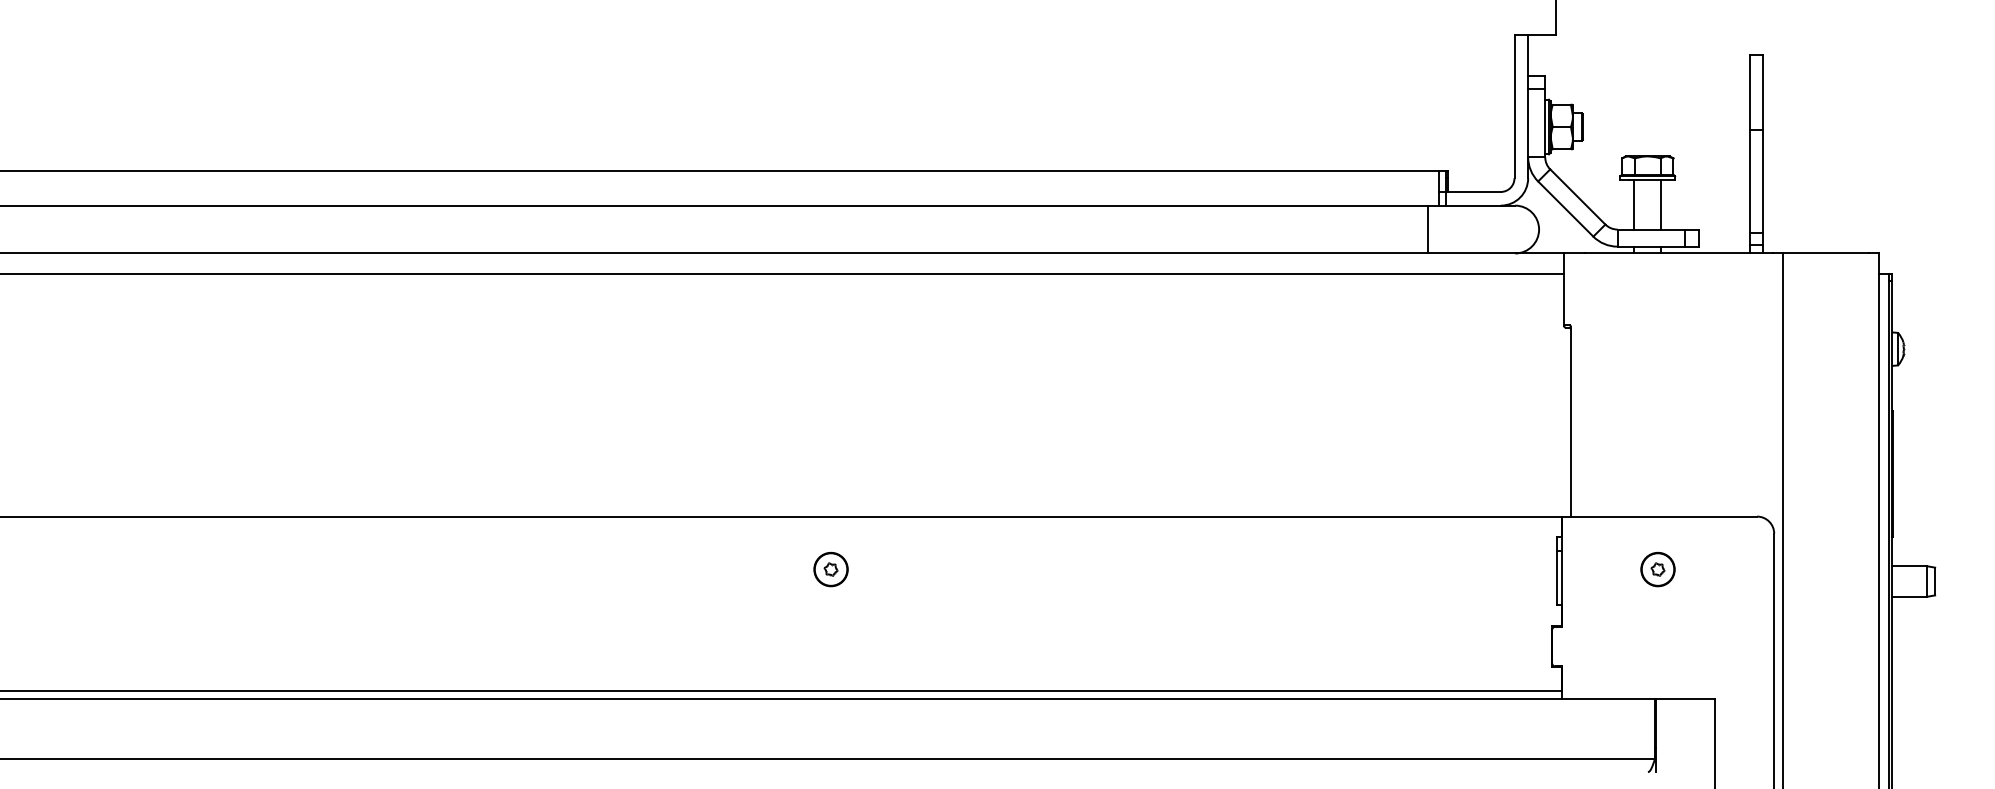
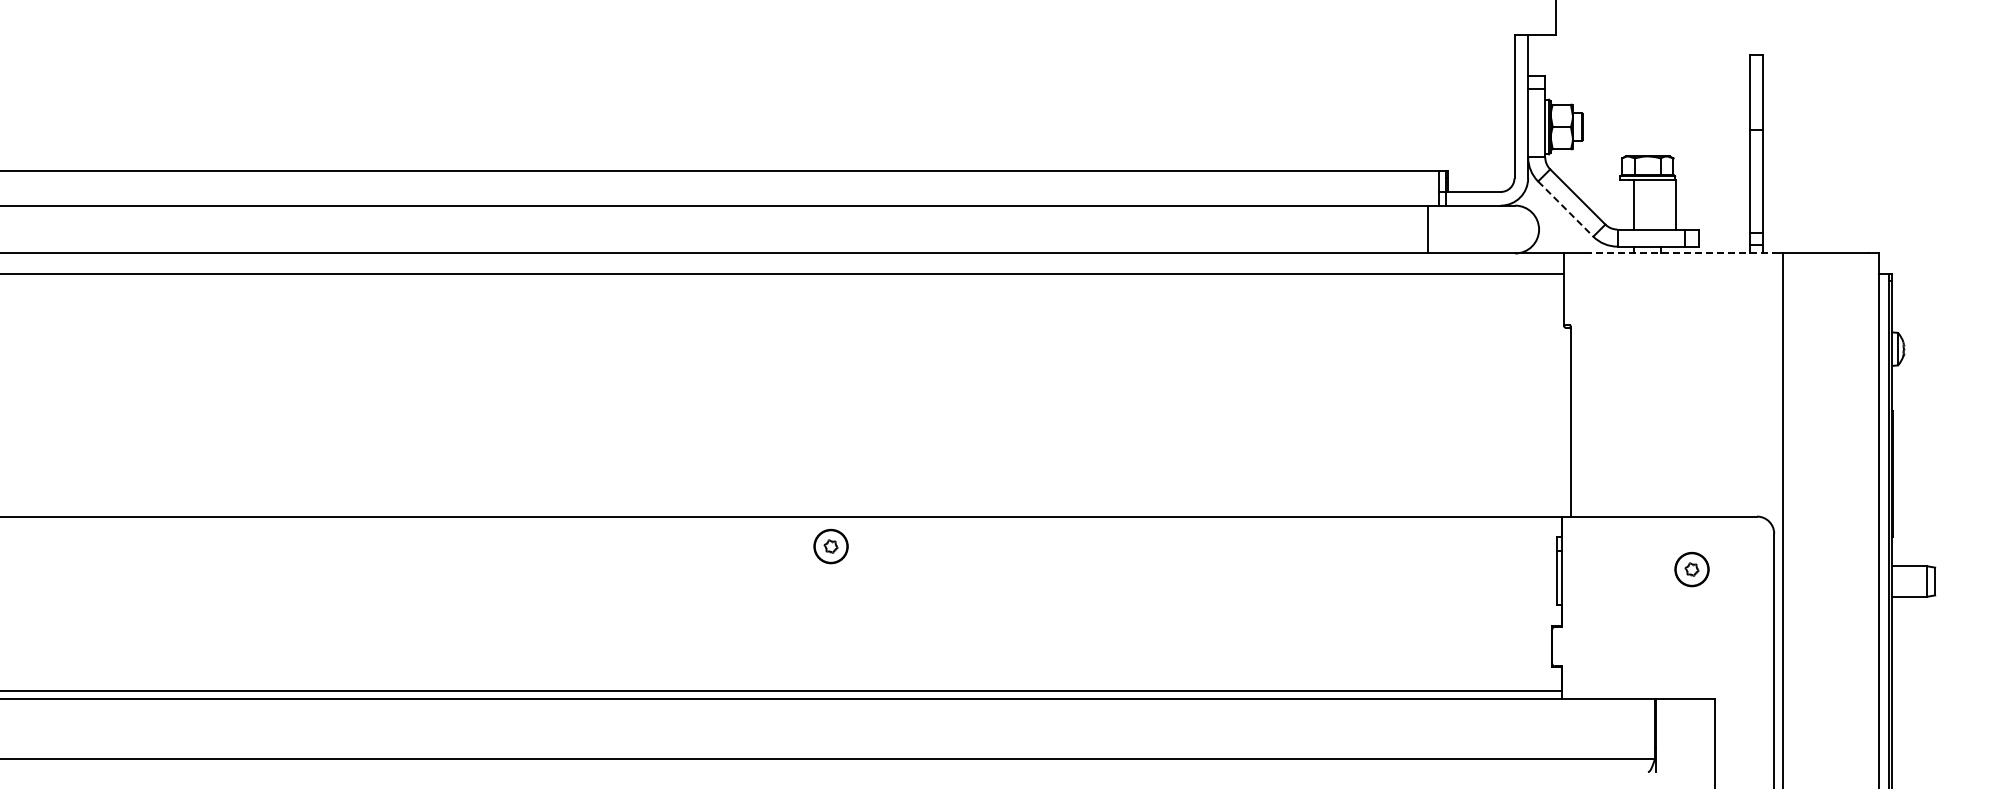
line position: (1661, 204) -> (1676, 204) (1676, 204)
line: solid -> dashed (1566, 209)
line: solid -> dashed (1679, 253)
part position: (830, 569) -> (830, 546) (830, 546)
part position: (1657, 569) -> (1691, 569) (1691, 569)
